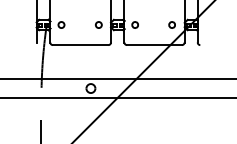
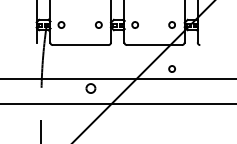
part: none -> present (171, 68)
line position: (117, 98) -> (117, 104) (117, 104)
